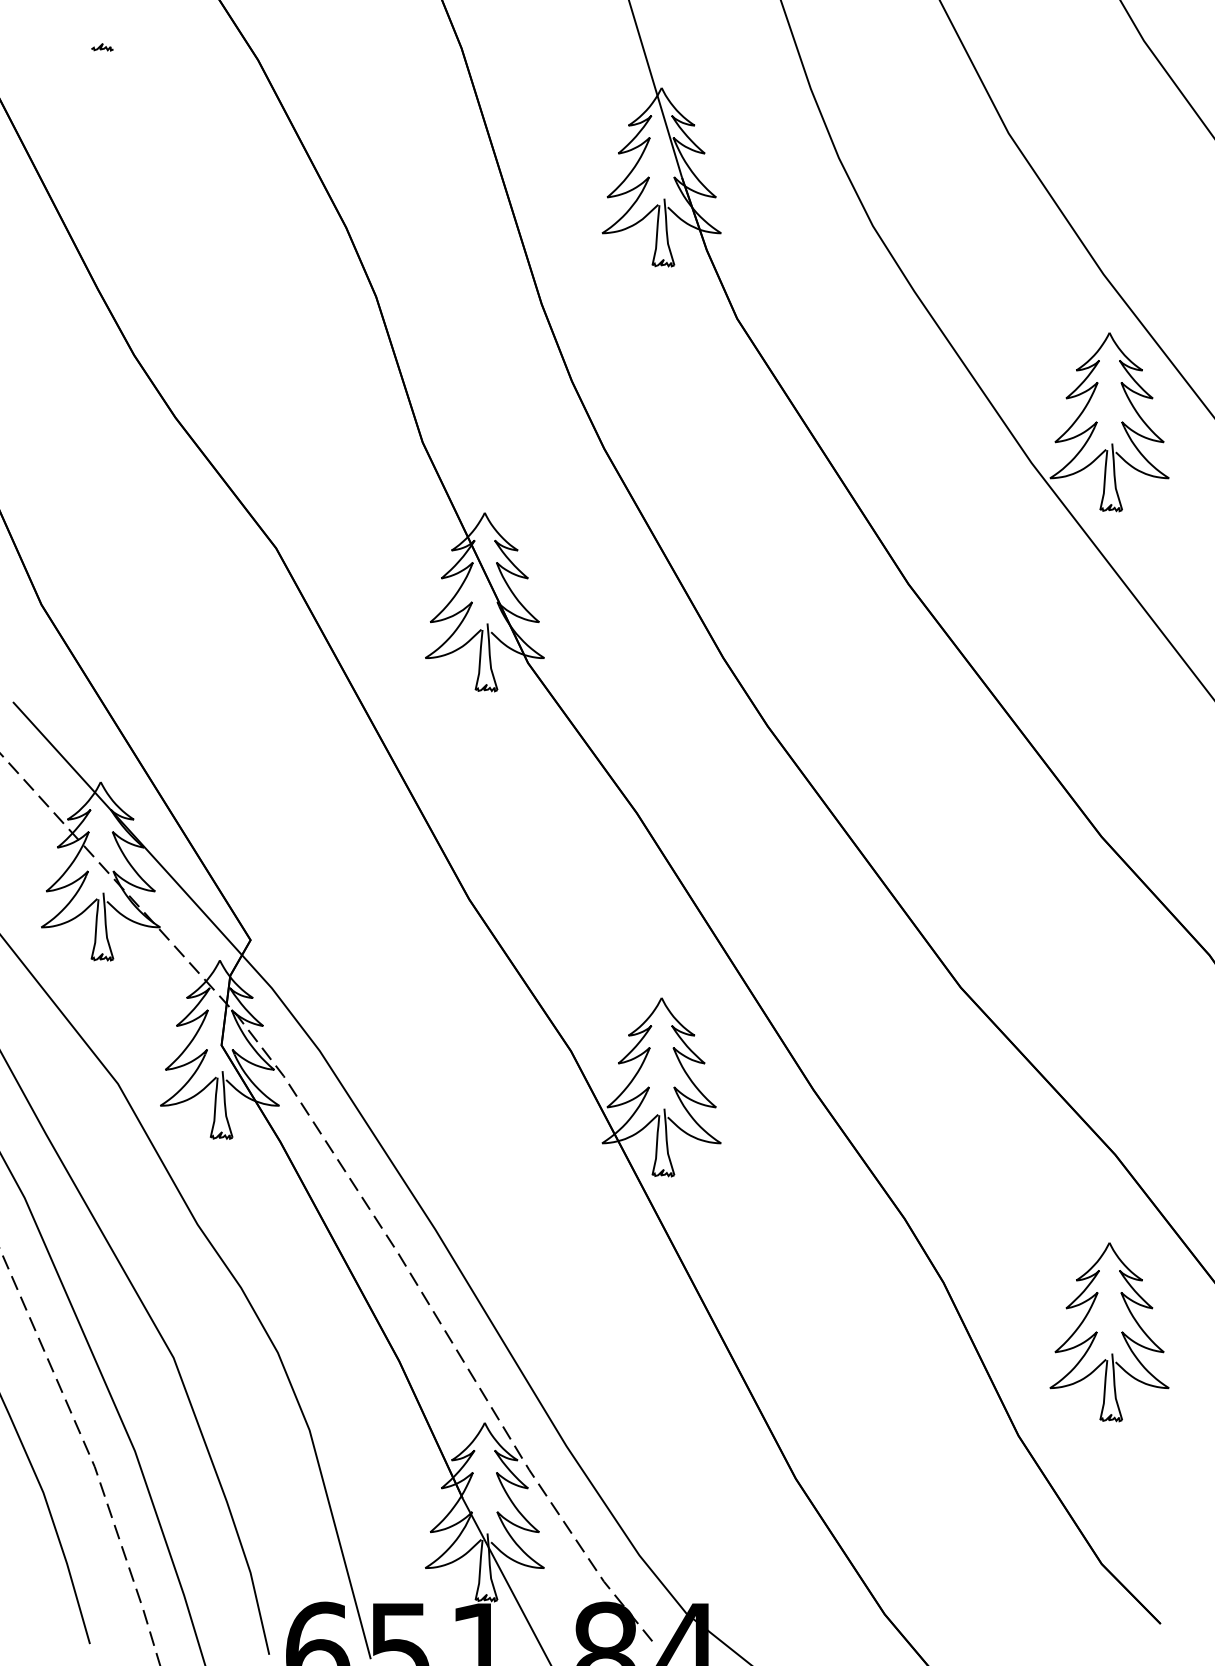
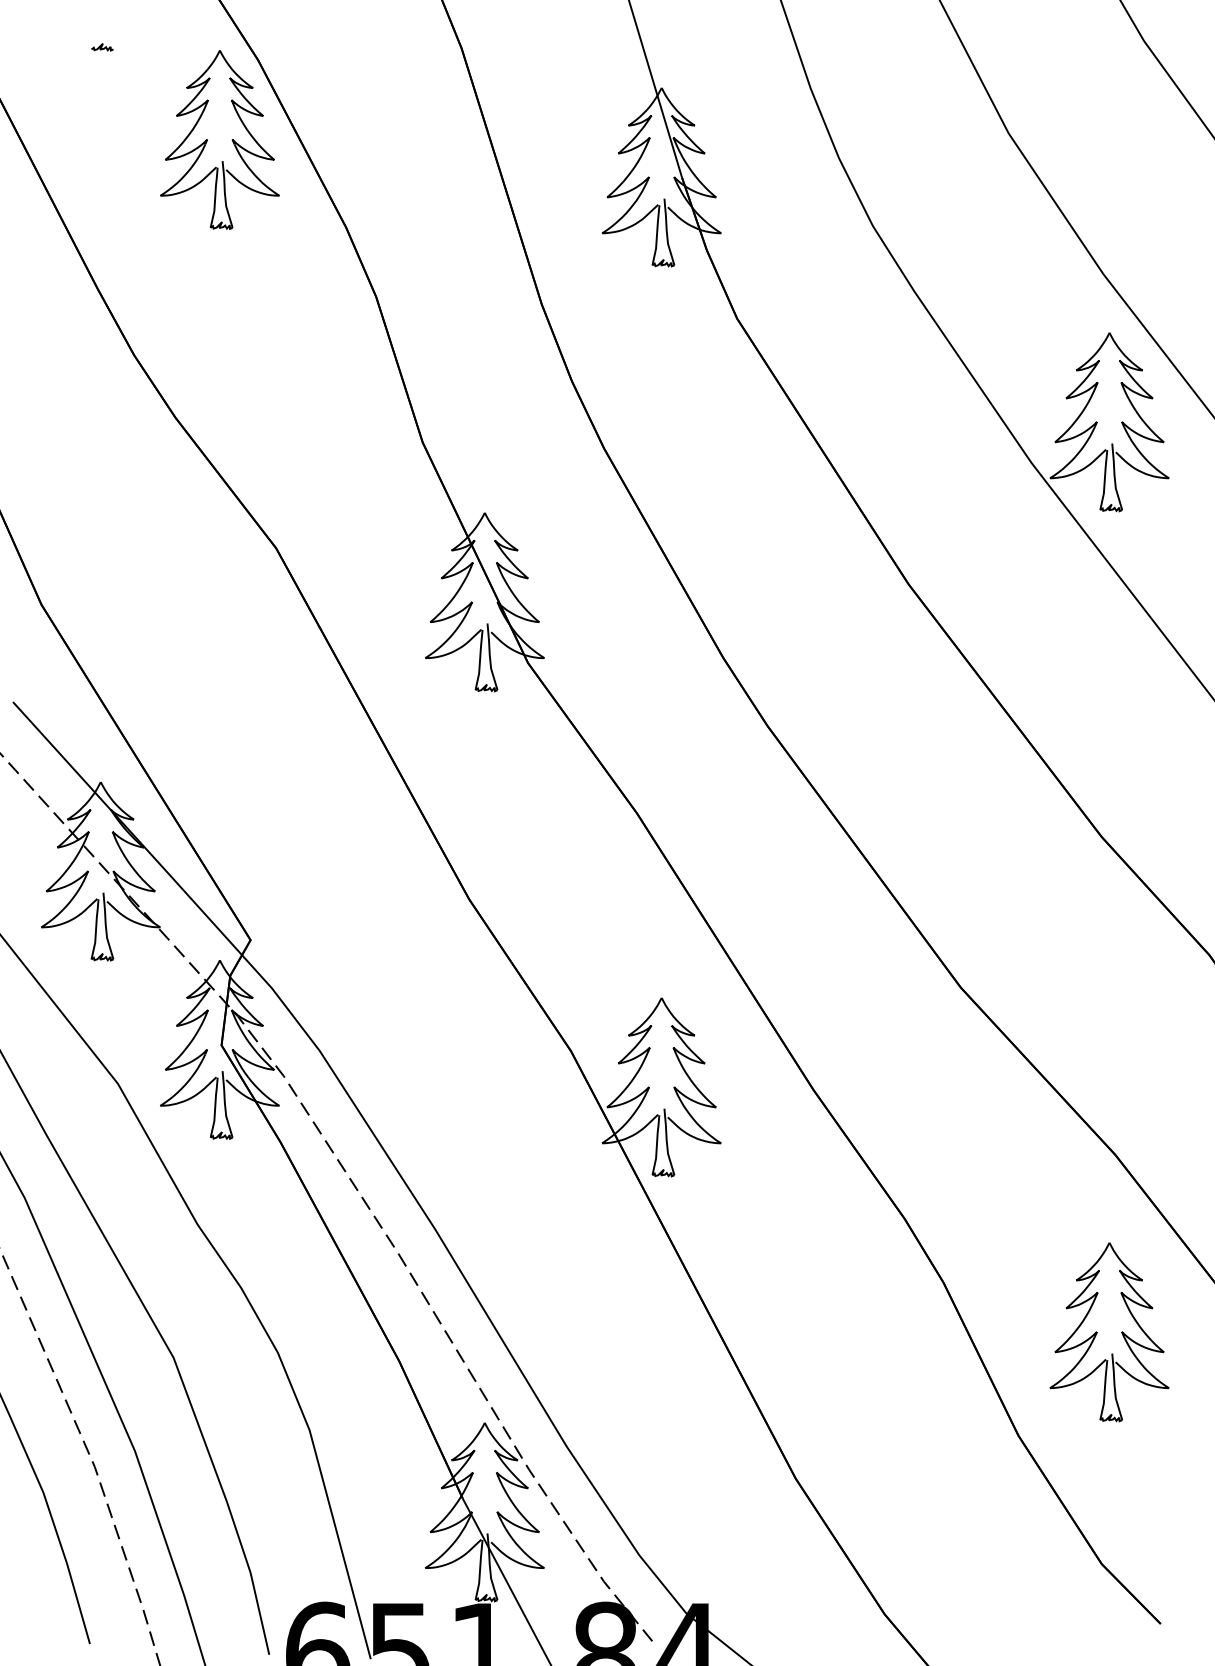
part: none -> present (219, 139)
